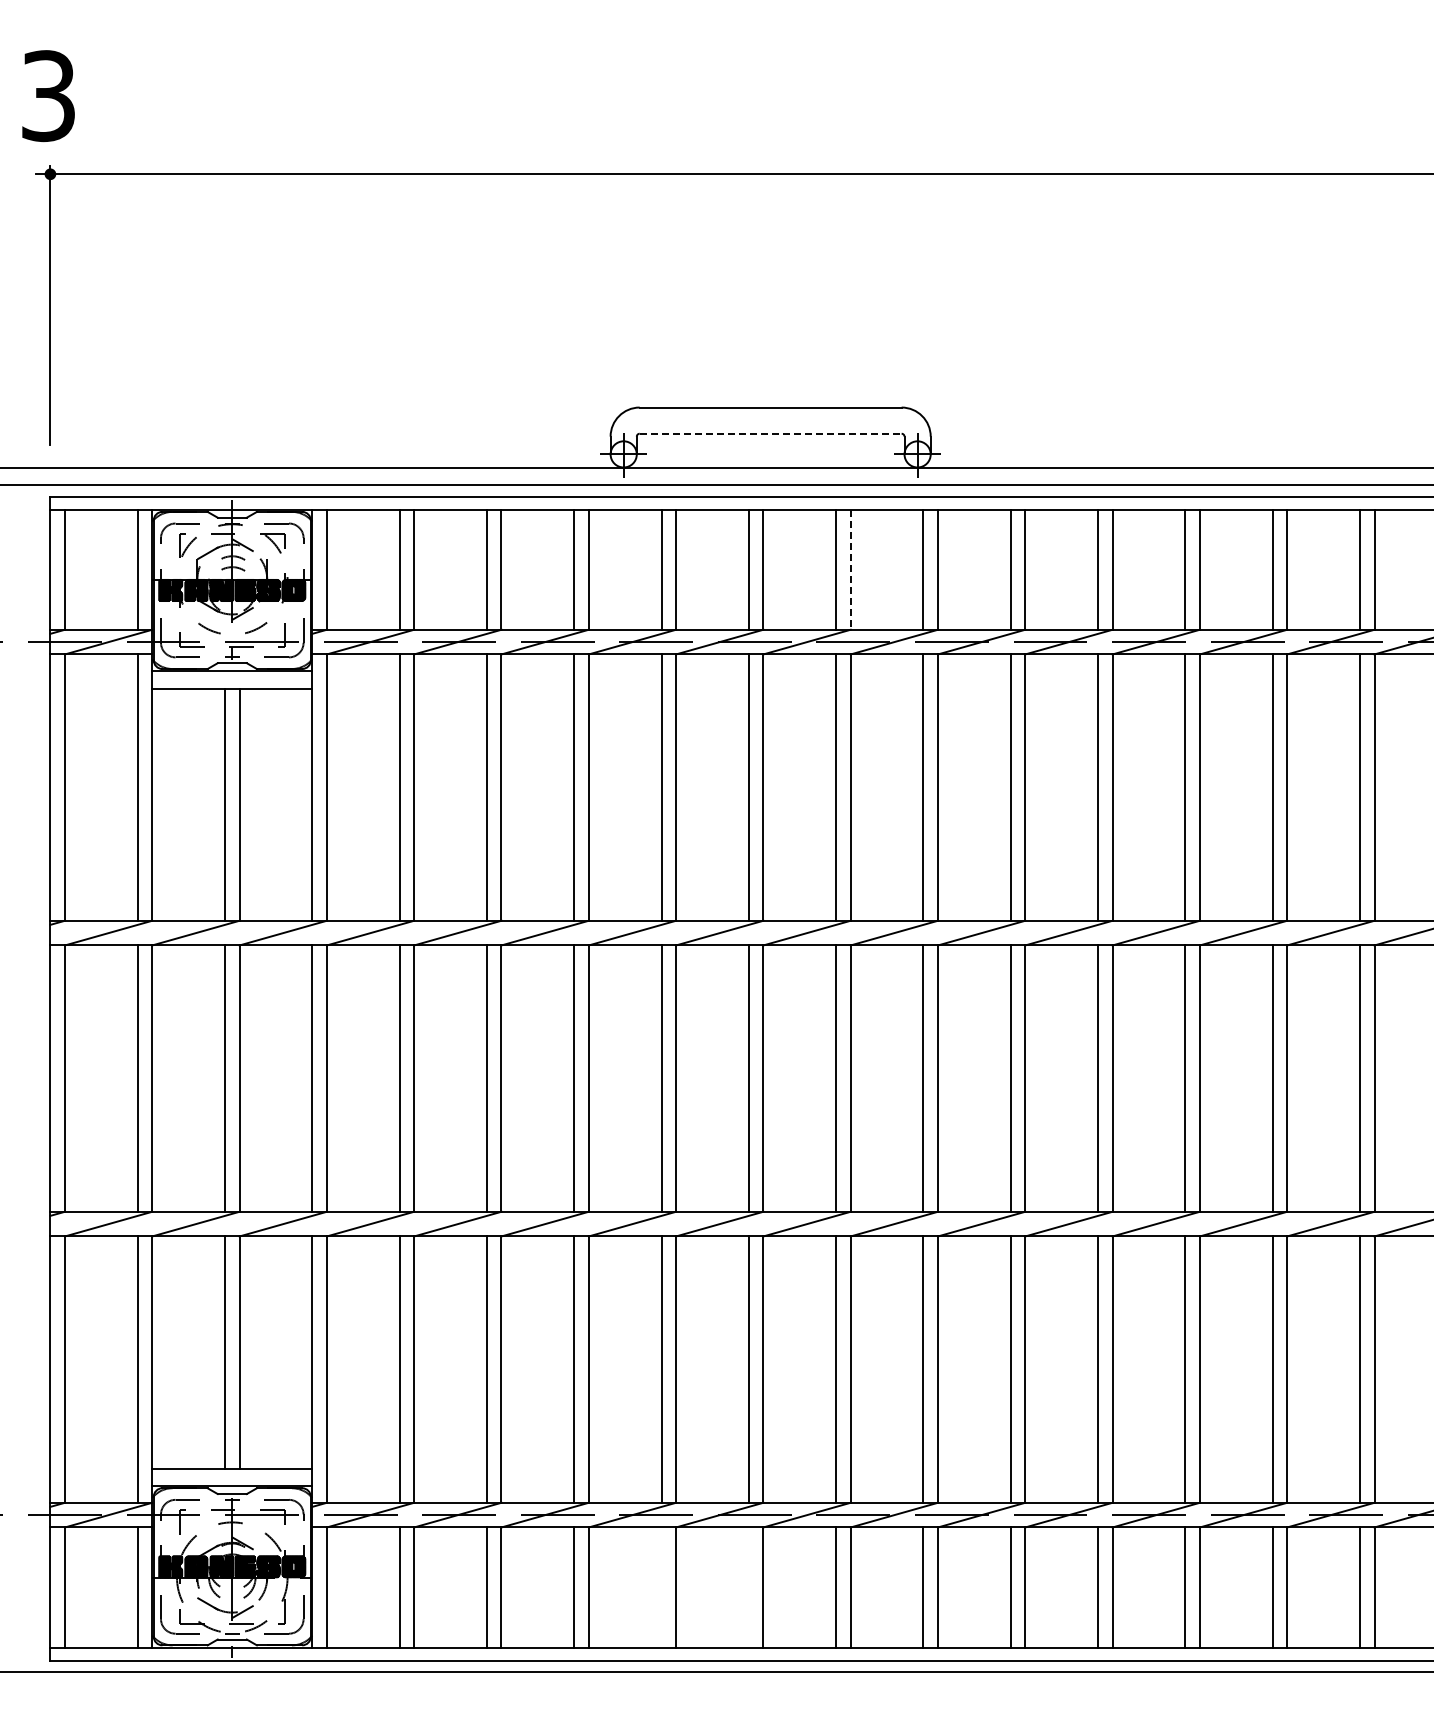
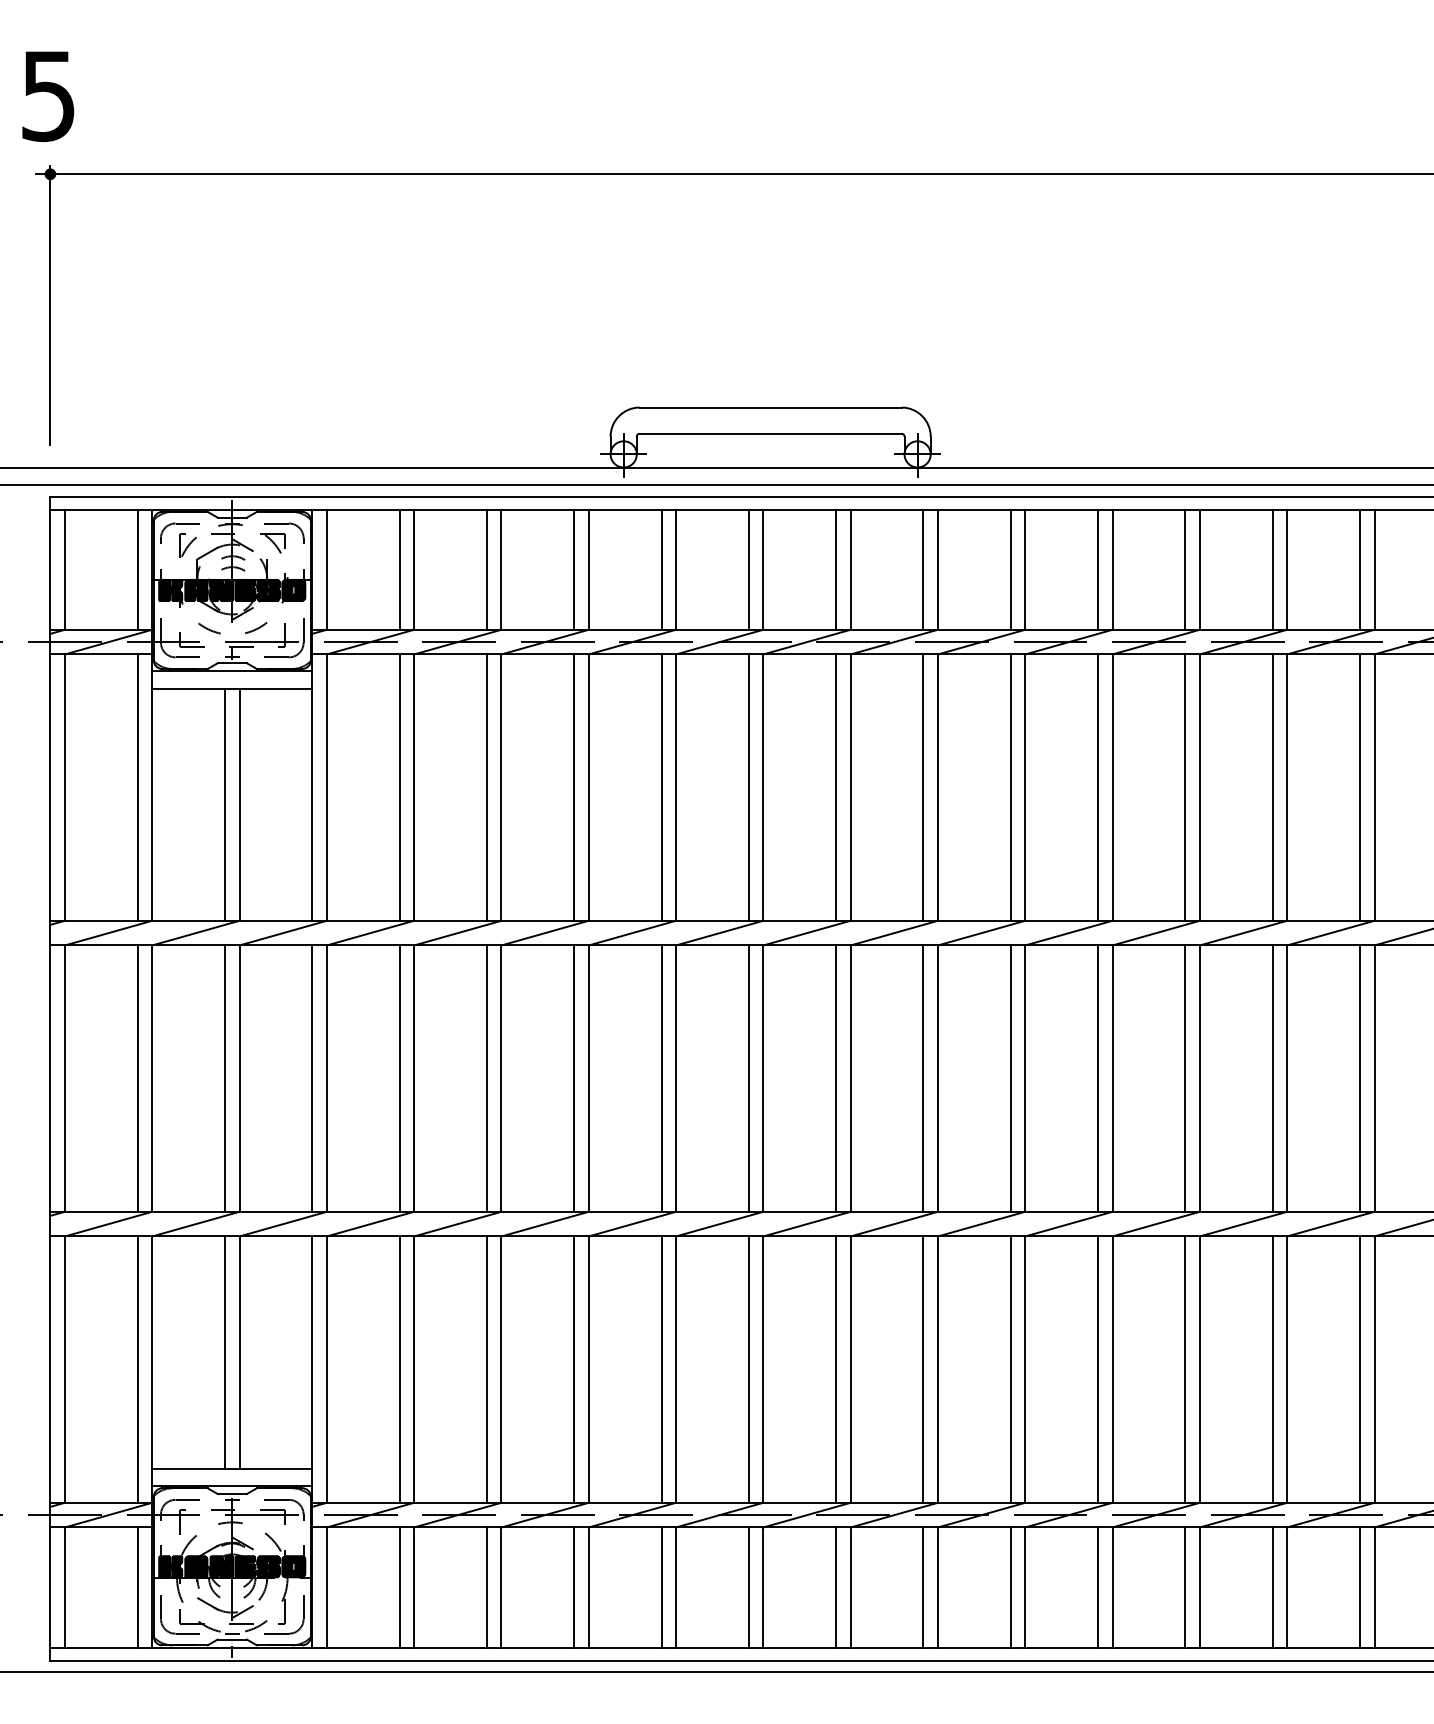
text: 3 -> 5 (48, 95)
line: dashed -> solid (770, 433)
line: dashed -> solid (850, 570)
line: none -> present (661, 1587)
line: none -> present (748, 1587)
